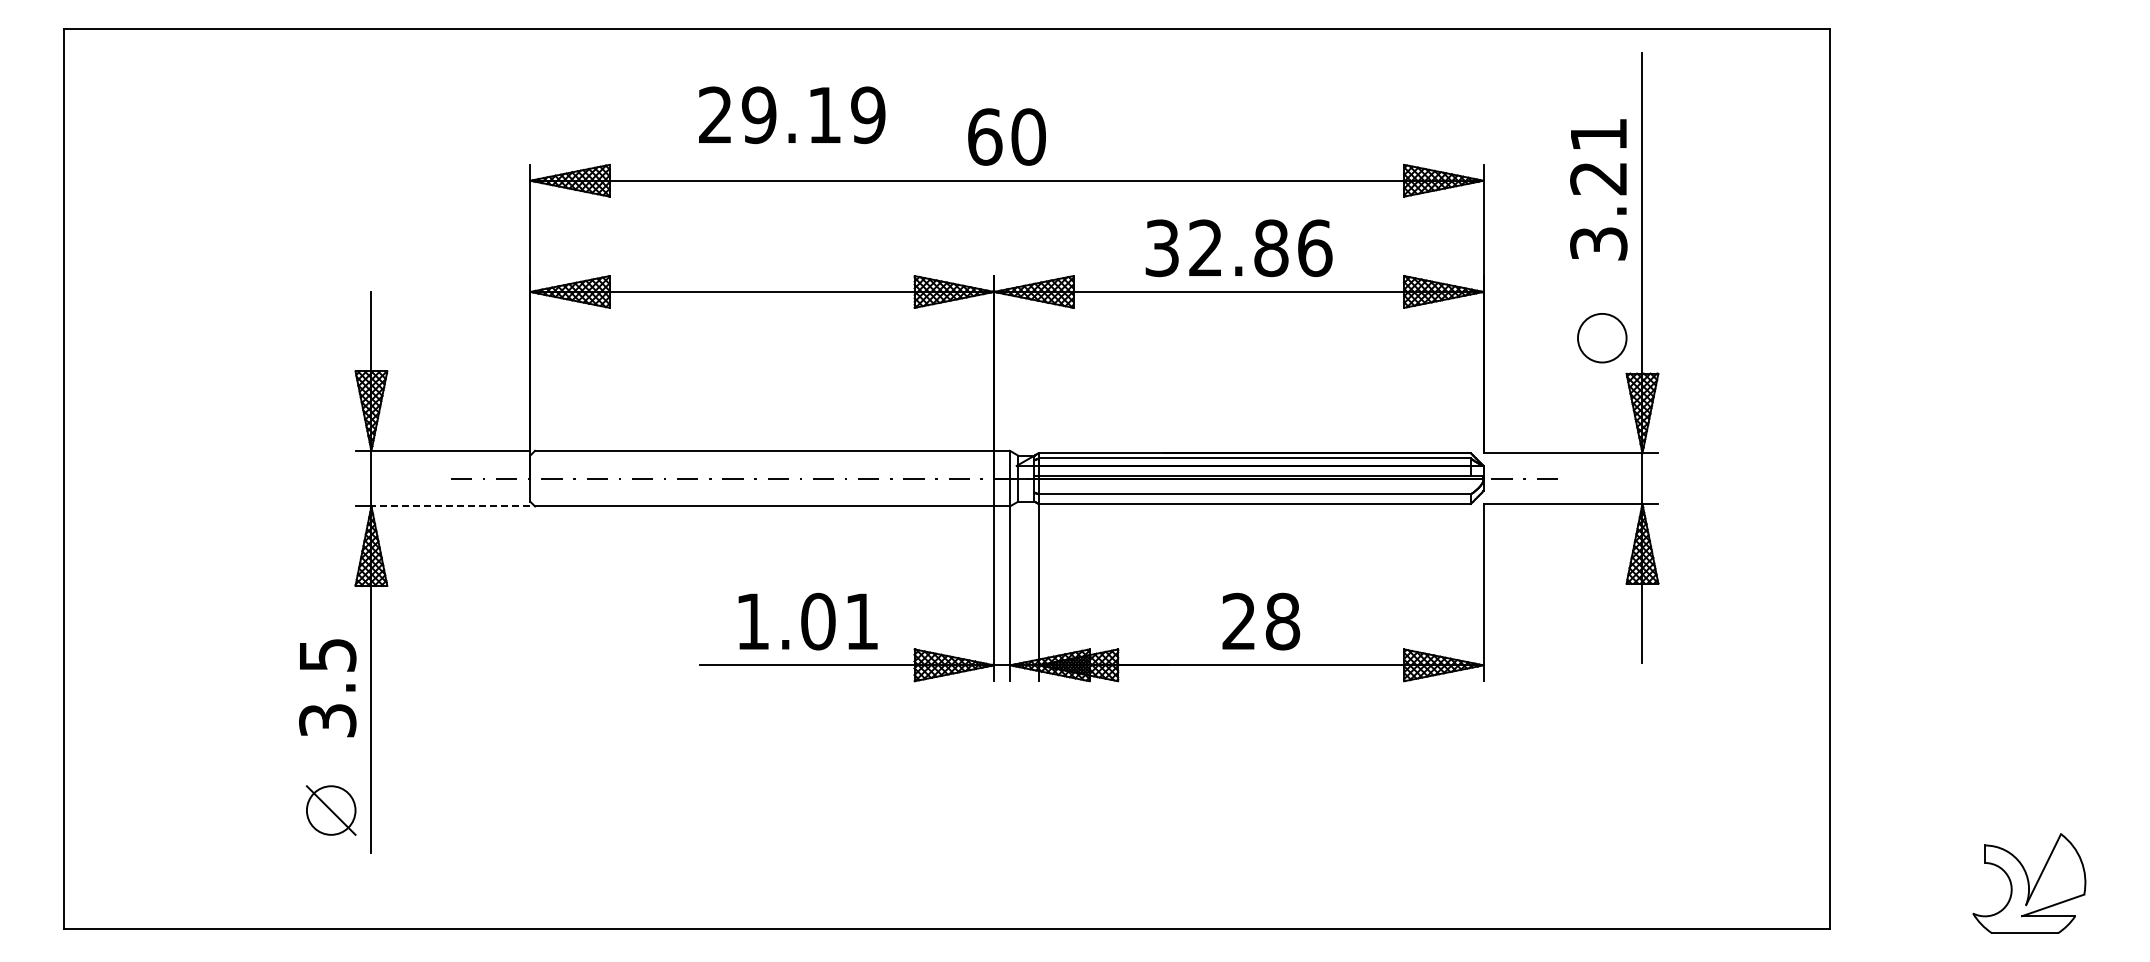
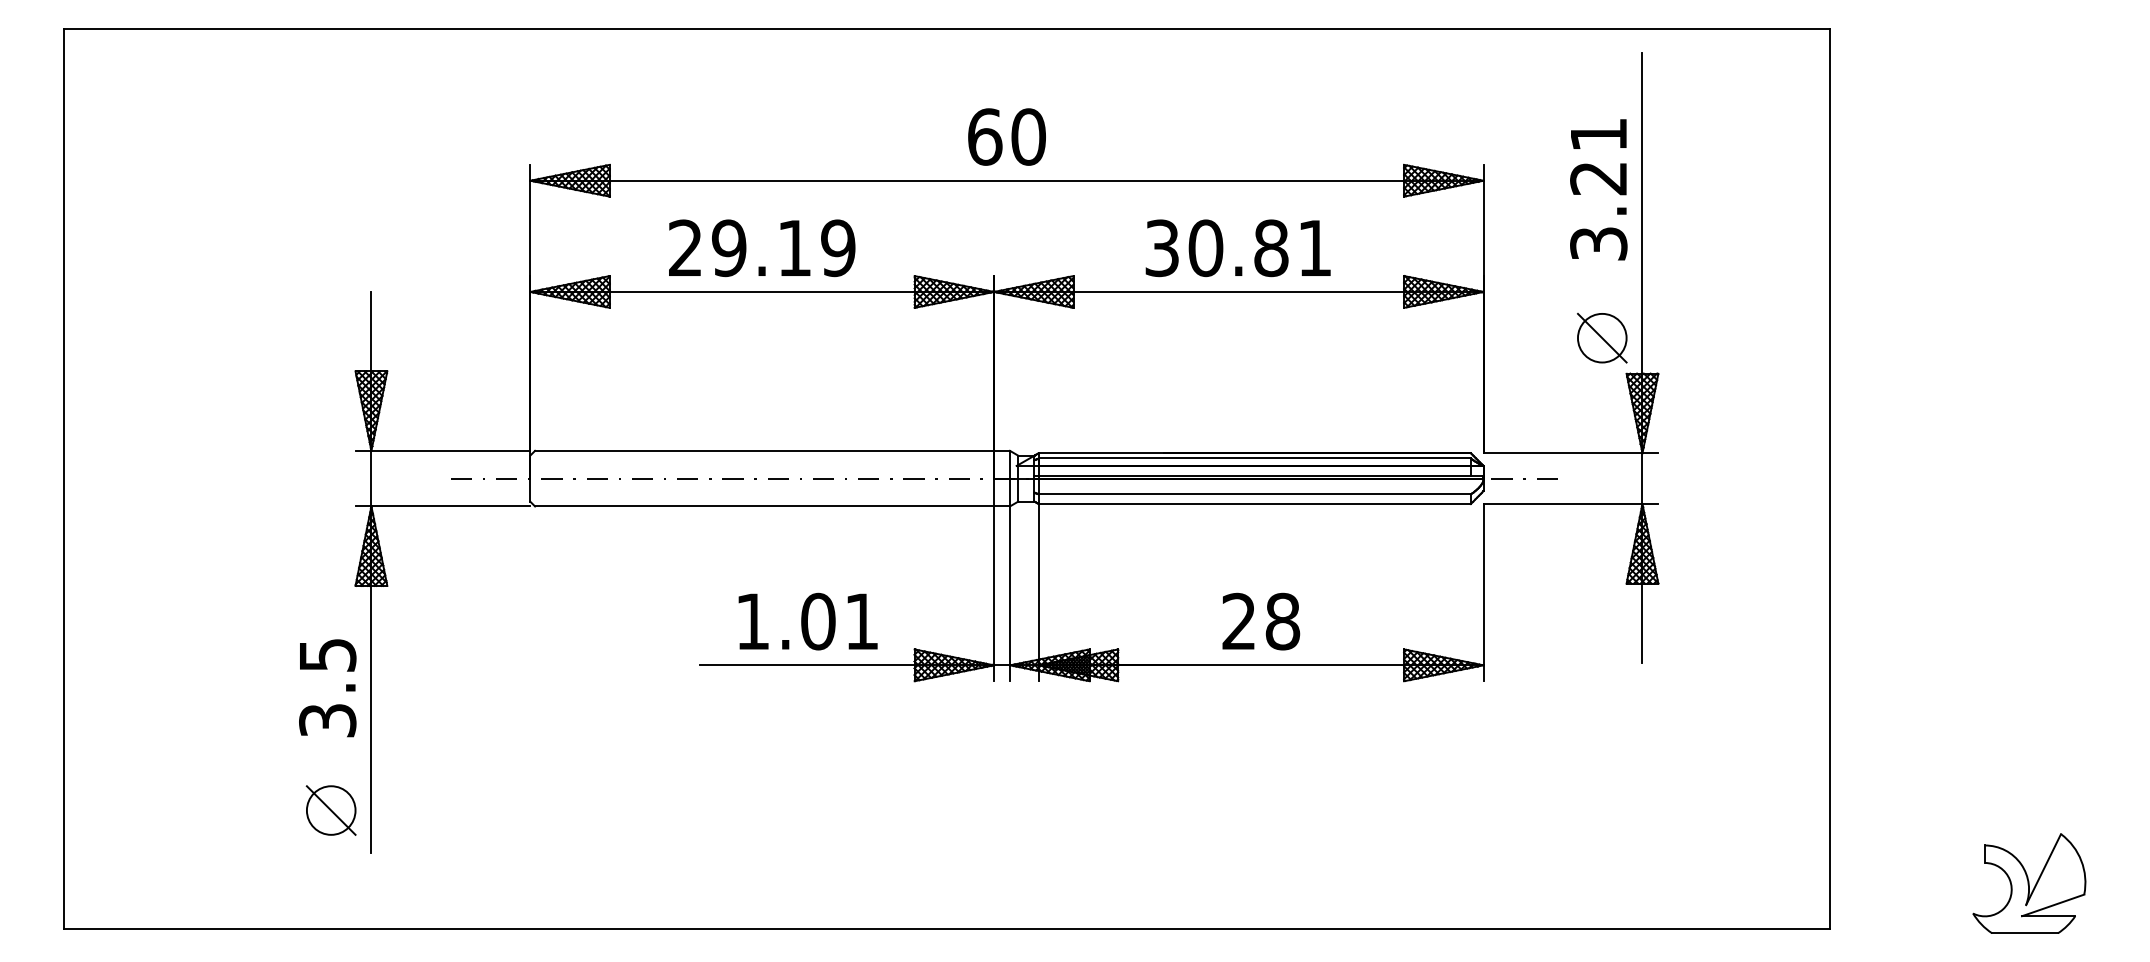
text position: (792, 115) -> (762, 248) (762, 248)
text: 32.86 -> 30.81 (1260, 248)
line: none -> present (1601, 337)
line: dashed -> solid (450, 506)
